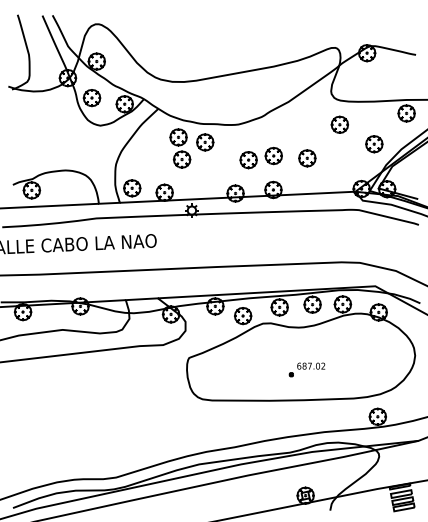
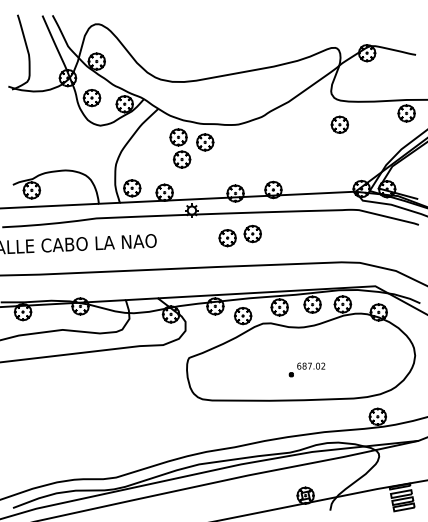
part: present -> none (374, 144)
part position: (260, 157) -> (239, 235) (239, 235)
part: present -> none (307, 158)
